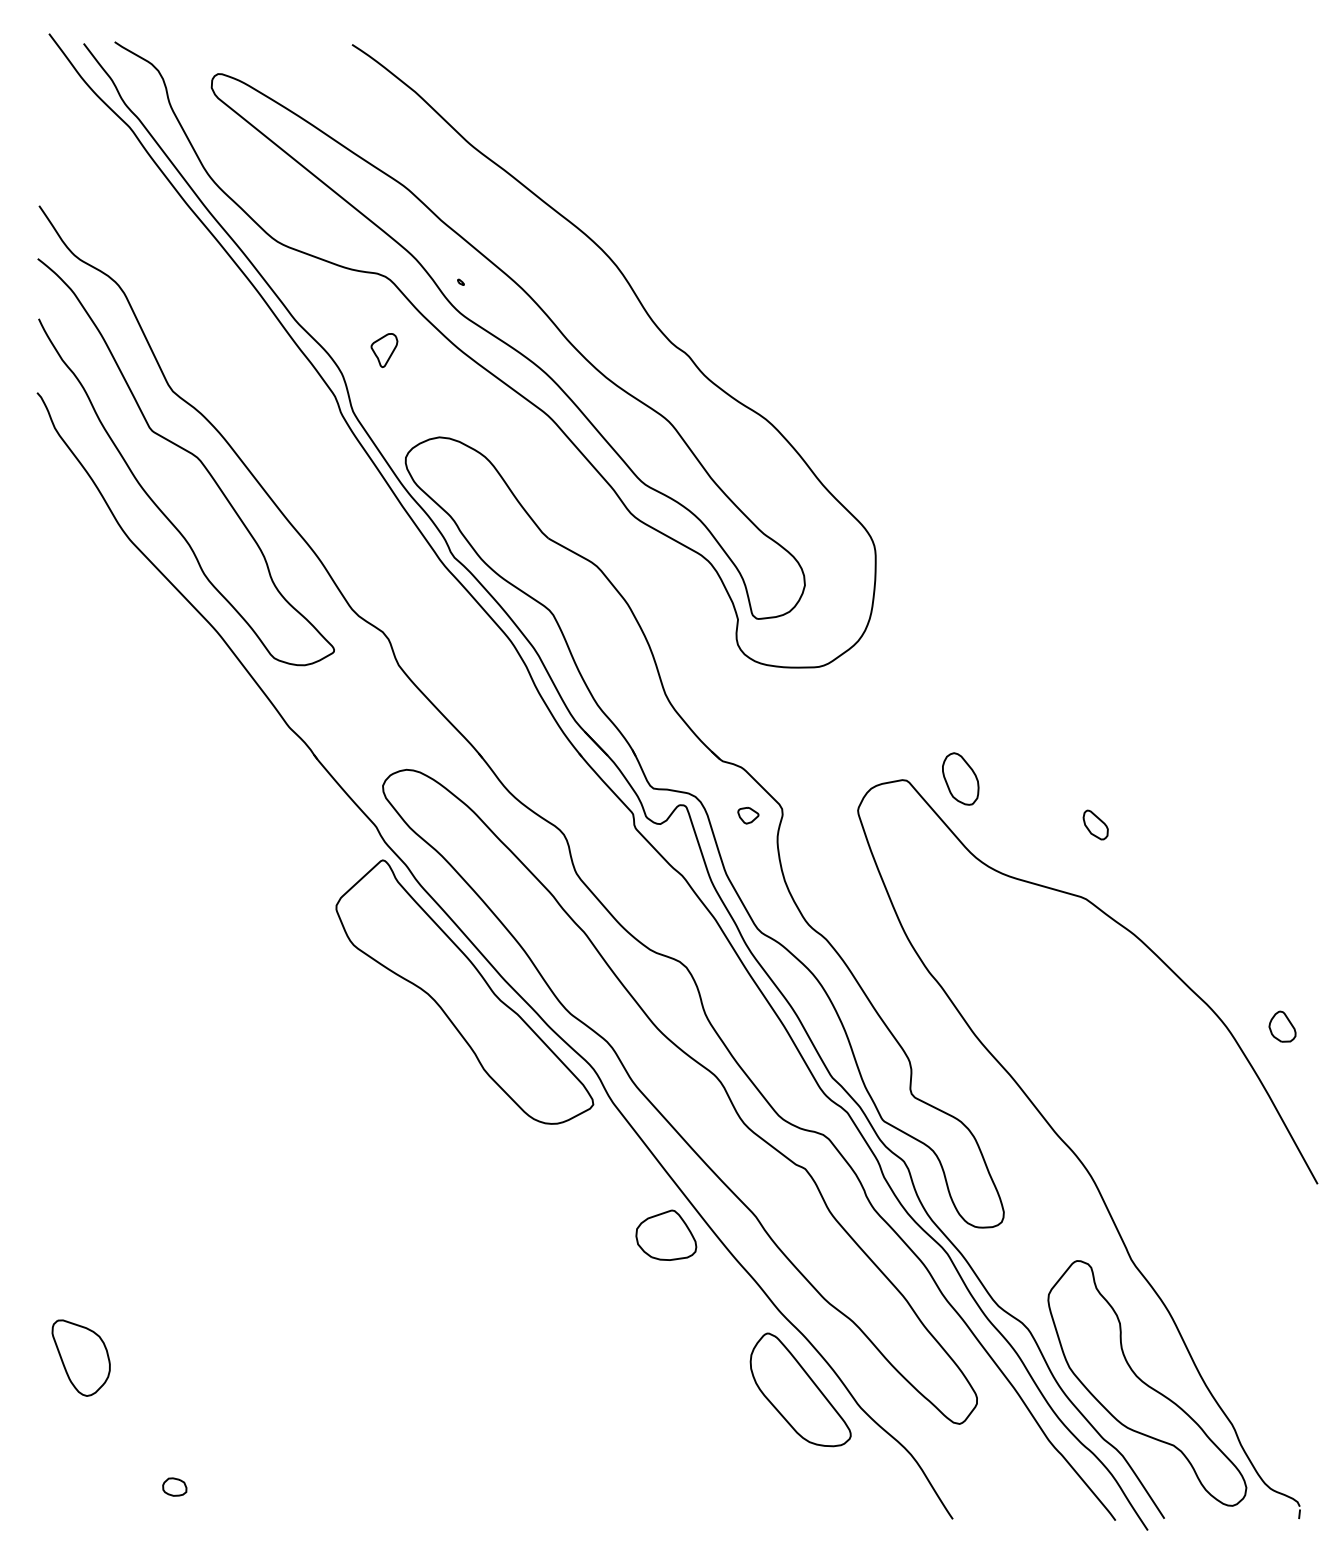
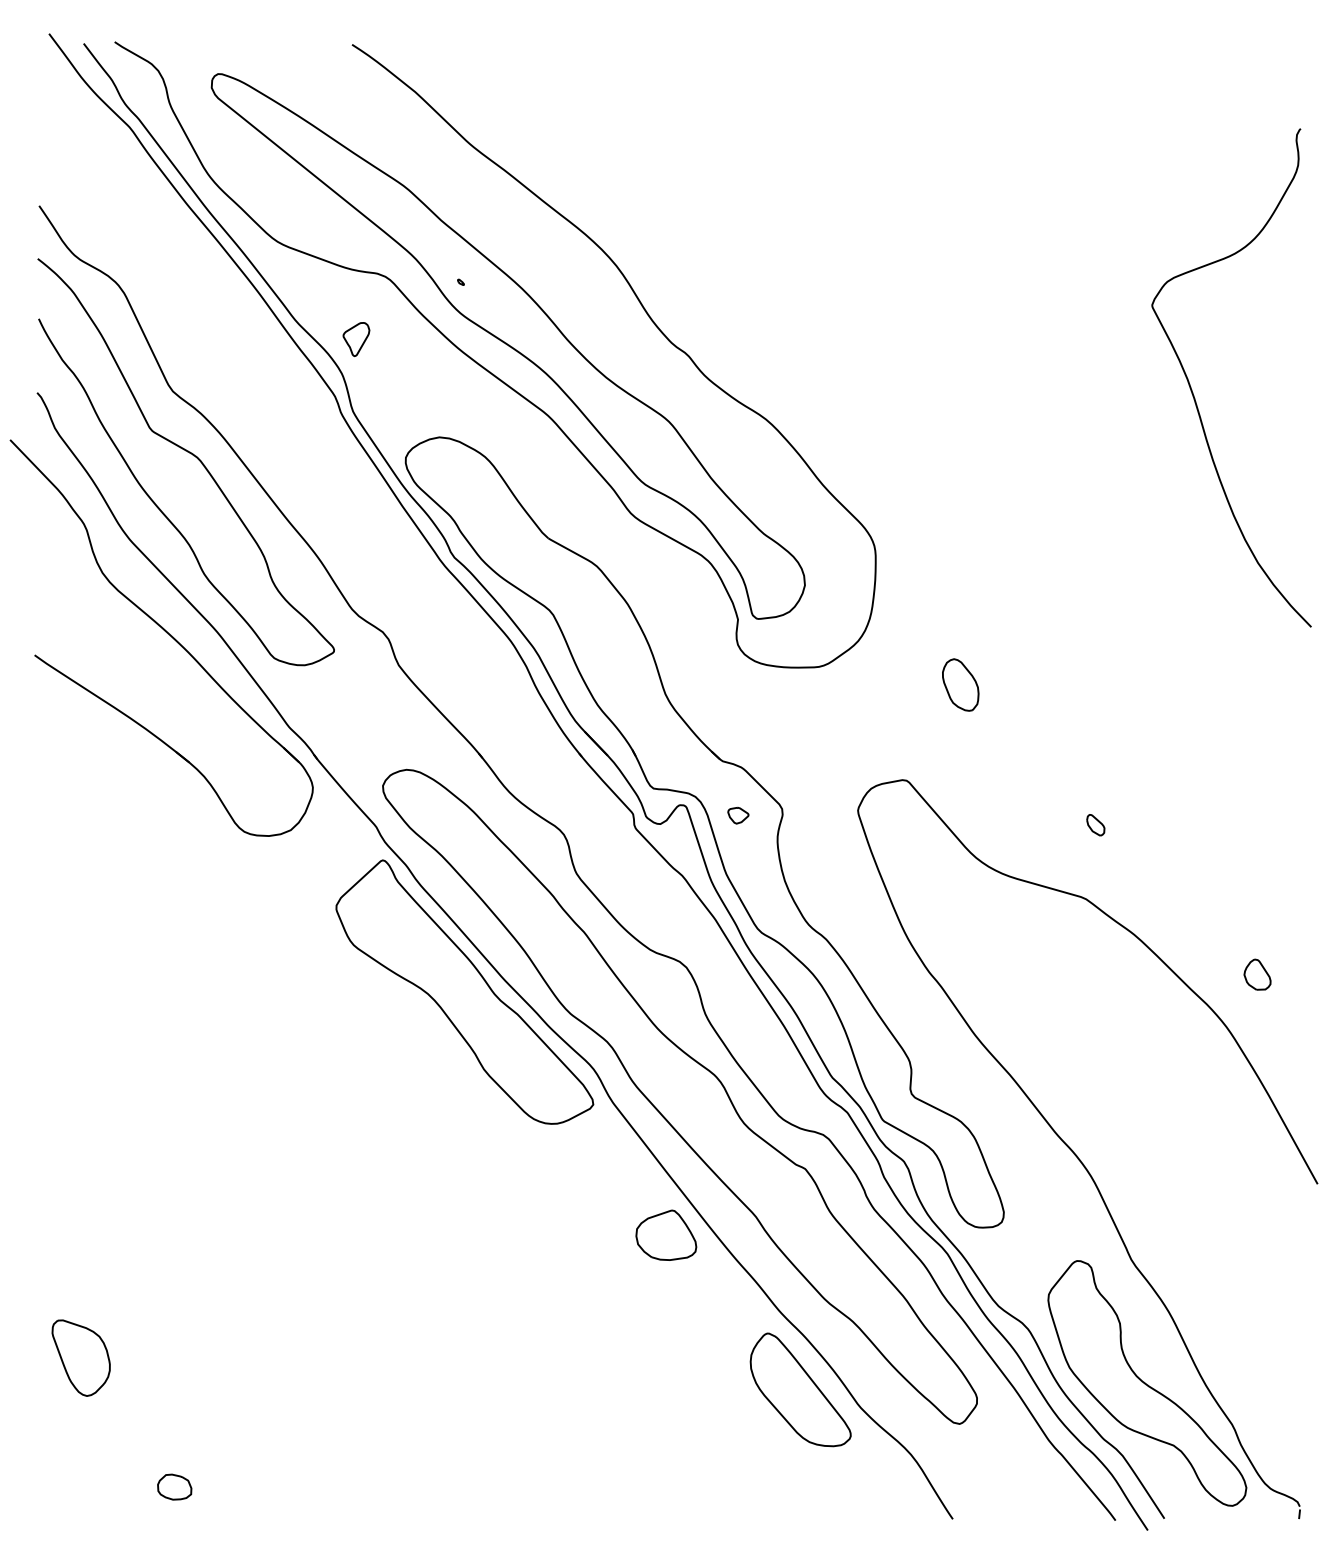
part position: (384, 350) -> (356, 339) (356, 339)
curve: none -> present (1192, 389)
part: none -> present (165, 632)
part position: (960, 778) -> (960, 684) (960, 684)
part position: (748, 815) -> (738, 815) (738, 815)
part size: 27x32 px -> 20x23 px (1095, 825)
part position: (1282, 1026) -> (1257, 974) (1257, 974)
part size: 26x20 px -> 36x28 px (174, 1486)
